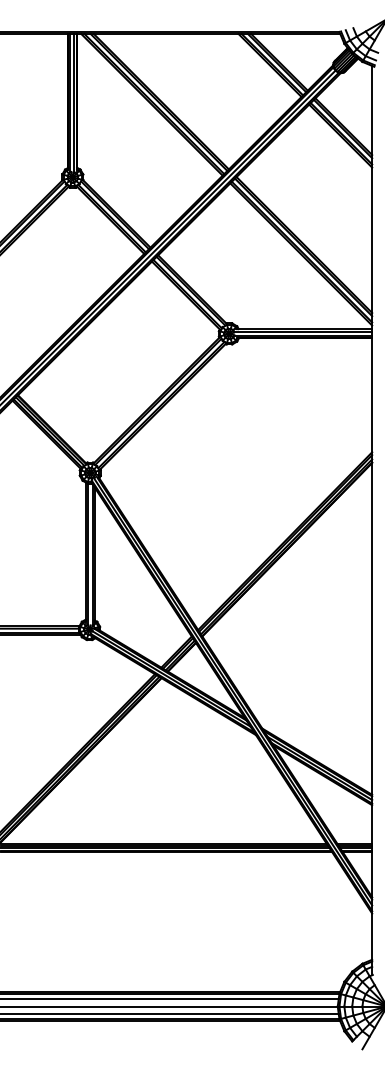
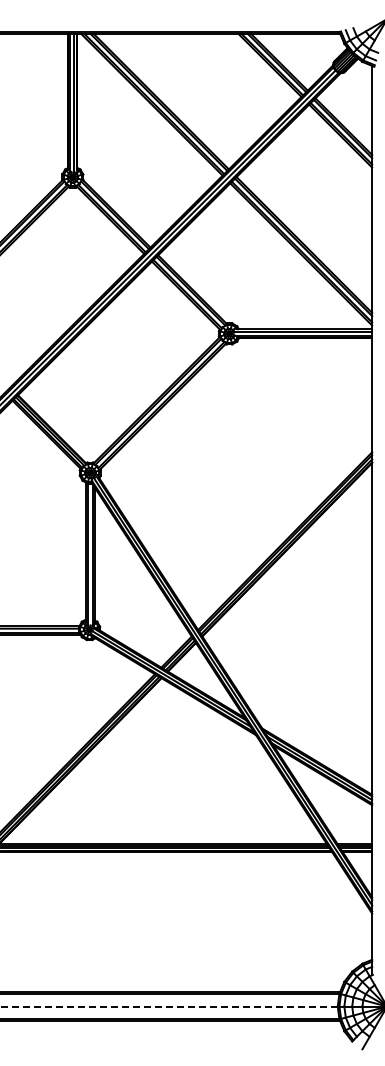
line: present -> none (170, 999)
line: solid -> dashed (168, 1006)
line: present -> none (170, 1014)
